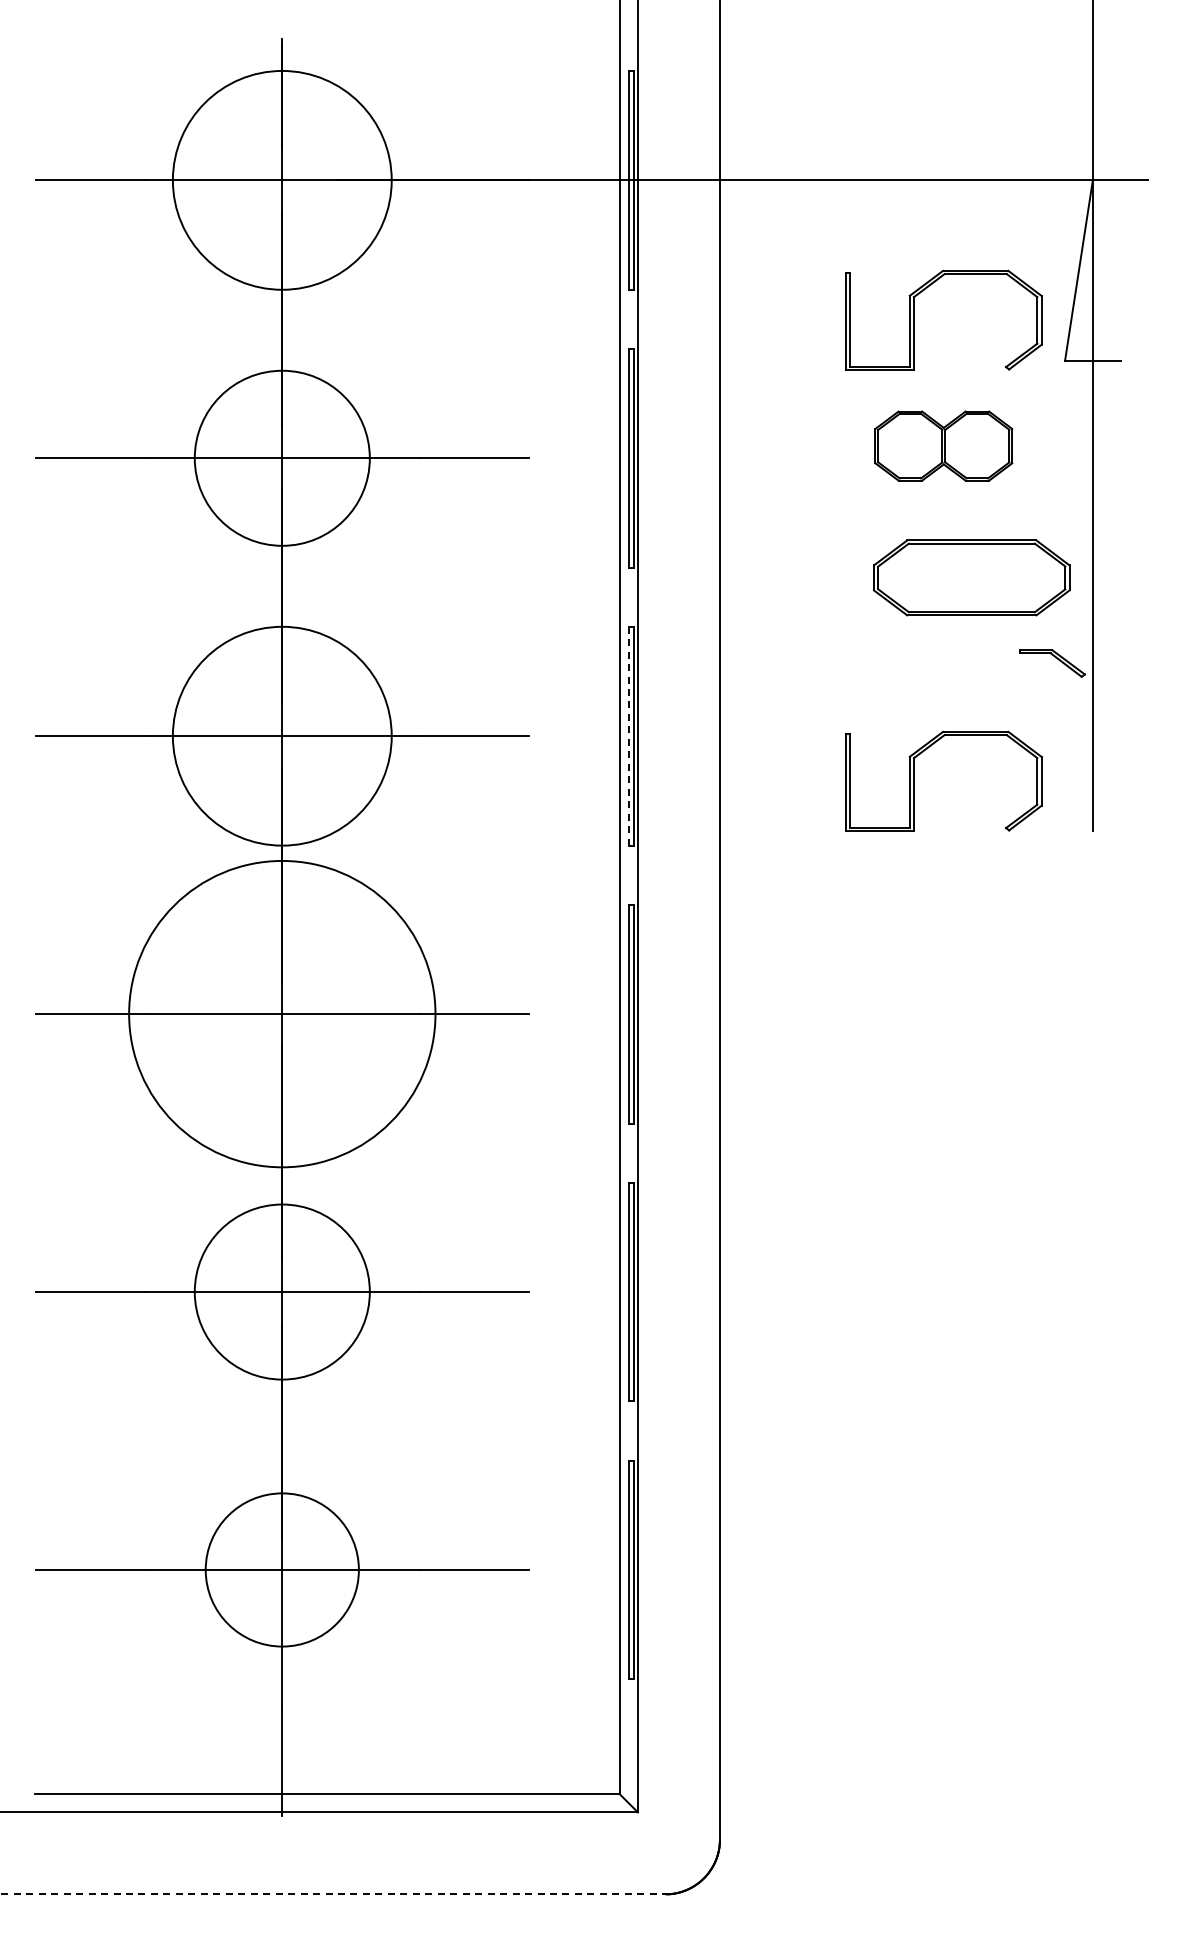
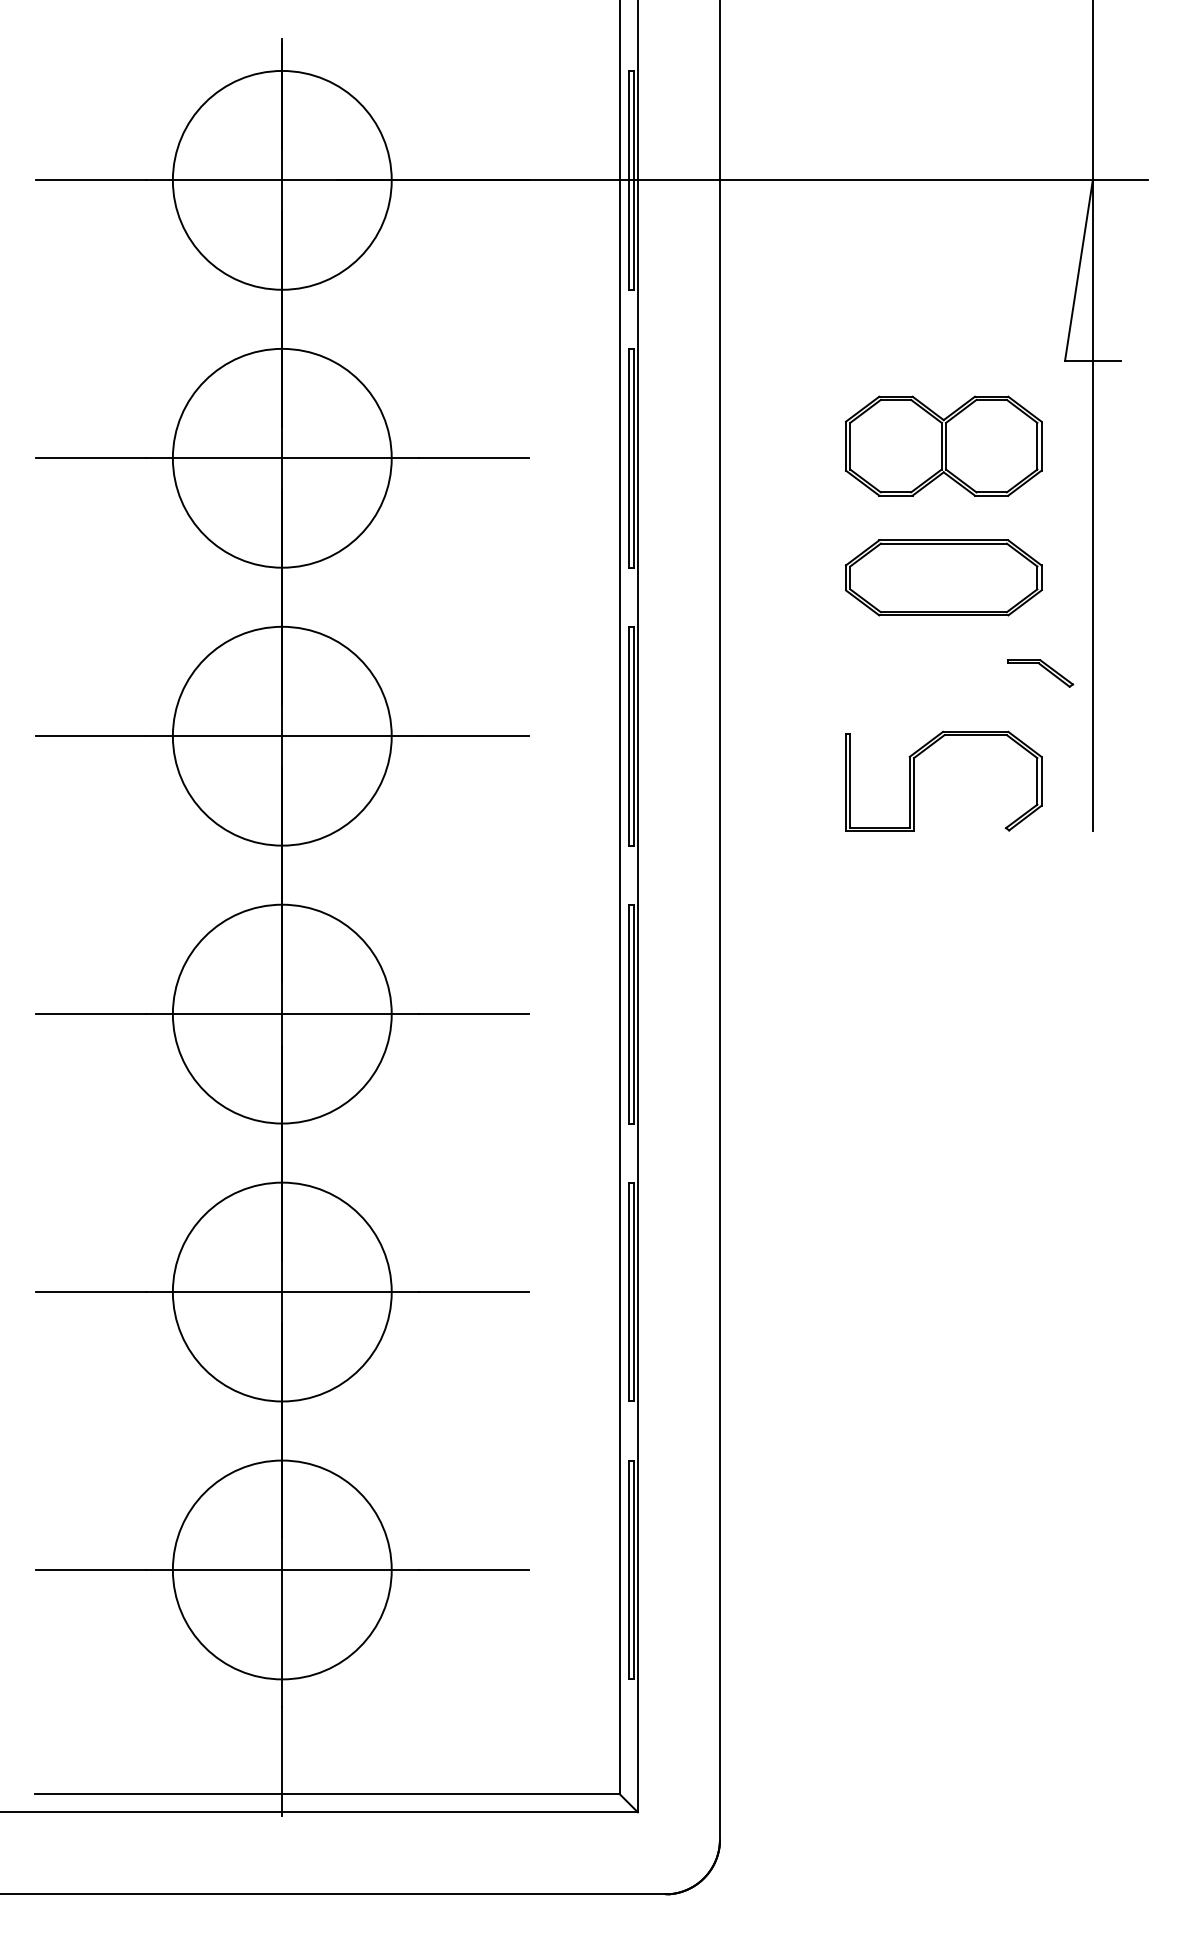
part: present -> none (914, 319)
part size: 140x72 px -> 198x102 px (943, 445)
circle diameter: 175 px -> 219 px (281, 457)
part position: (971, 577) -> (943, 577) (943, 577)
part position: (1052, 663) -> (1040, 673) (1040, 673)
line: dashed -> solid (628, 735)
circle diameter: 306 px -> 219 px (281, 1013)
circle diameter: 175 px -> 219 px (281, 1291)
circle diameter: 153 px -> 219 px (281, 1569)
line: dashed -> solid (333, 1894)
